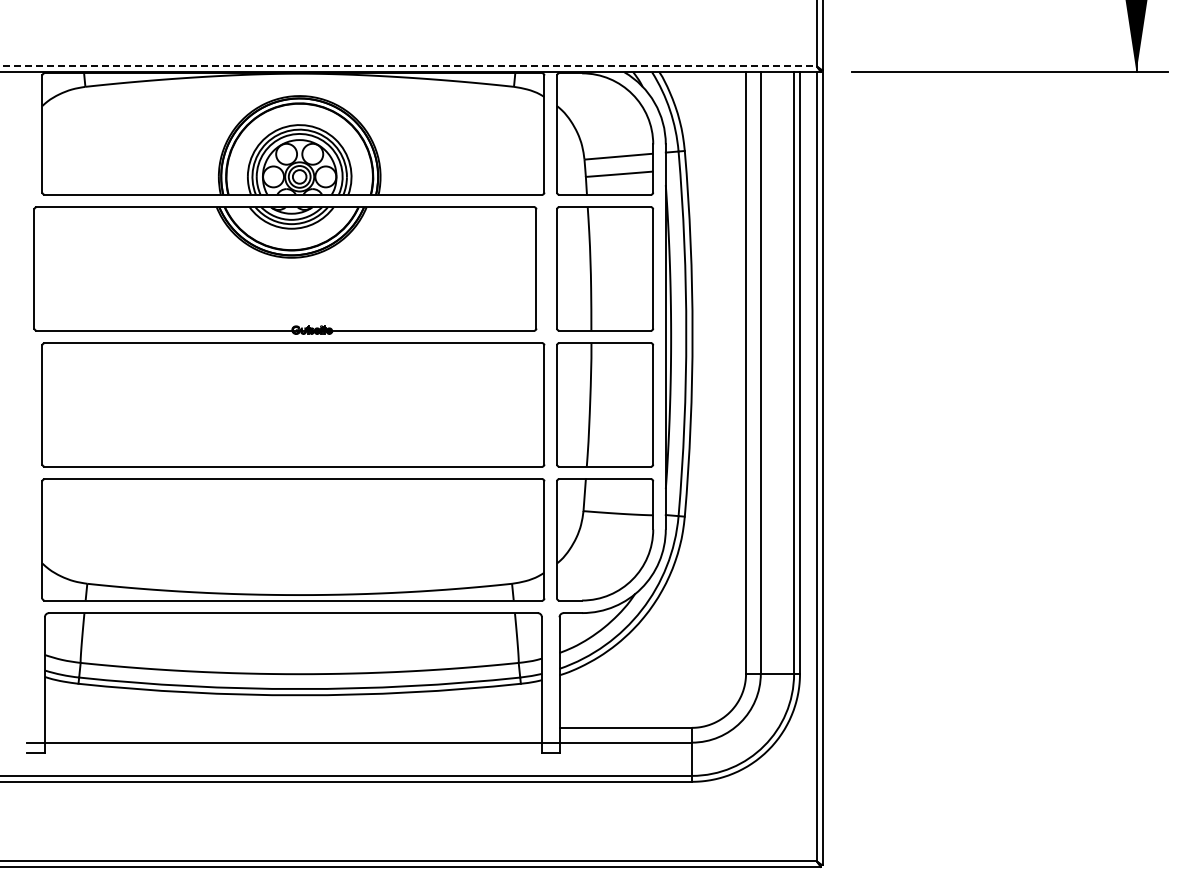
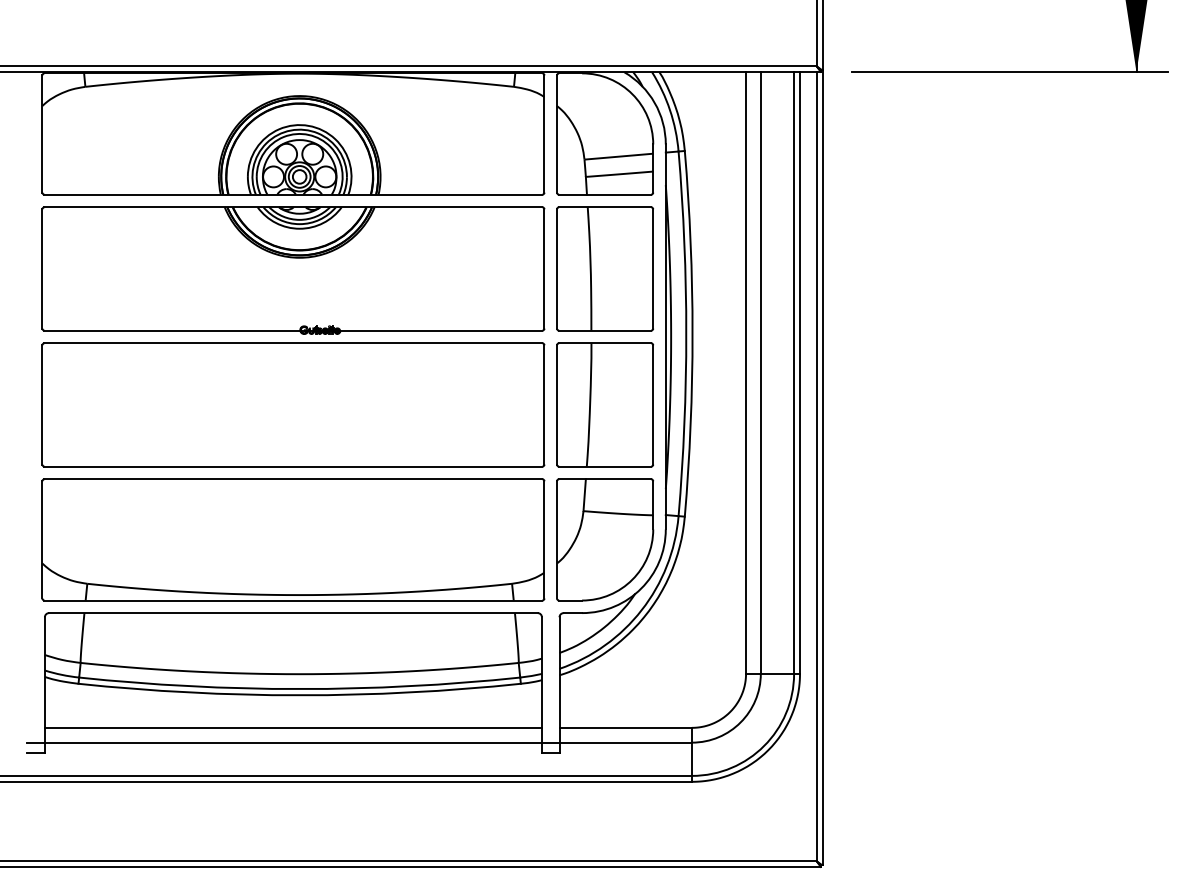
line: dashed -> solid (409, 66)
part position: (285, 270) -> (293, 270) (293, 270)
line: none -> present (292, 727)
